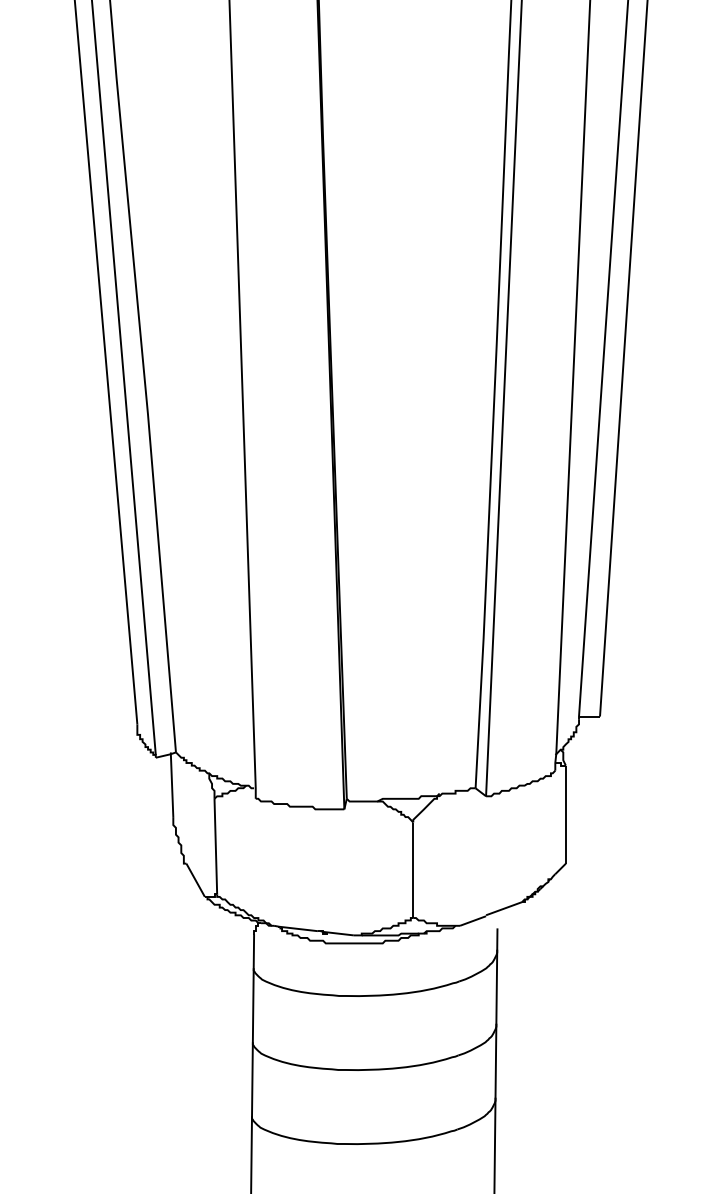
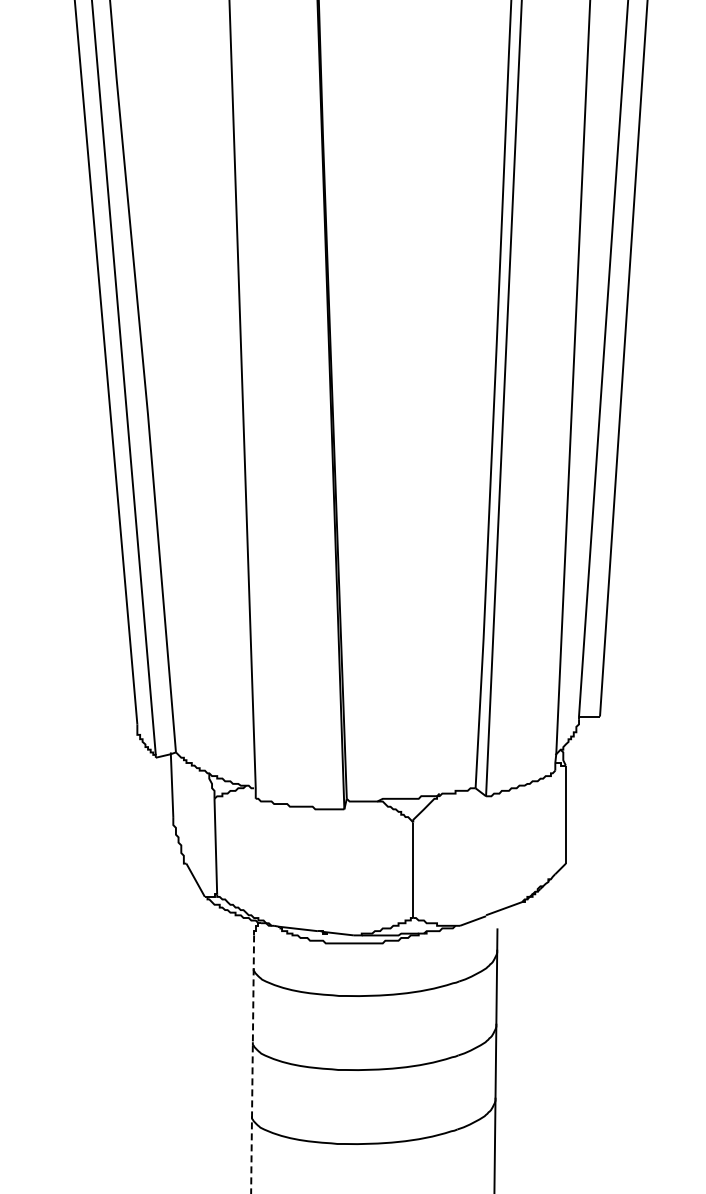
line: solid -> dashed (252, 1064)
